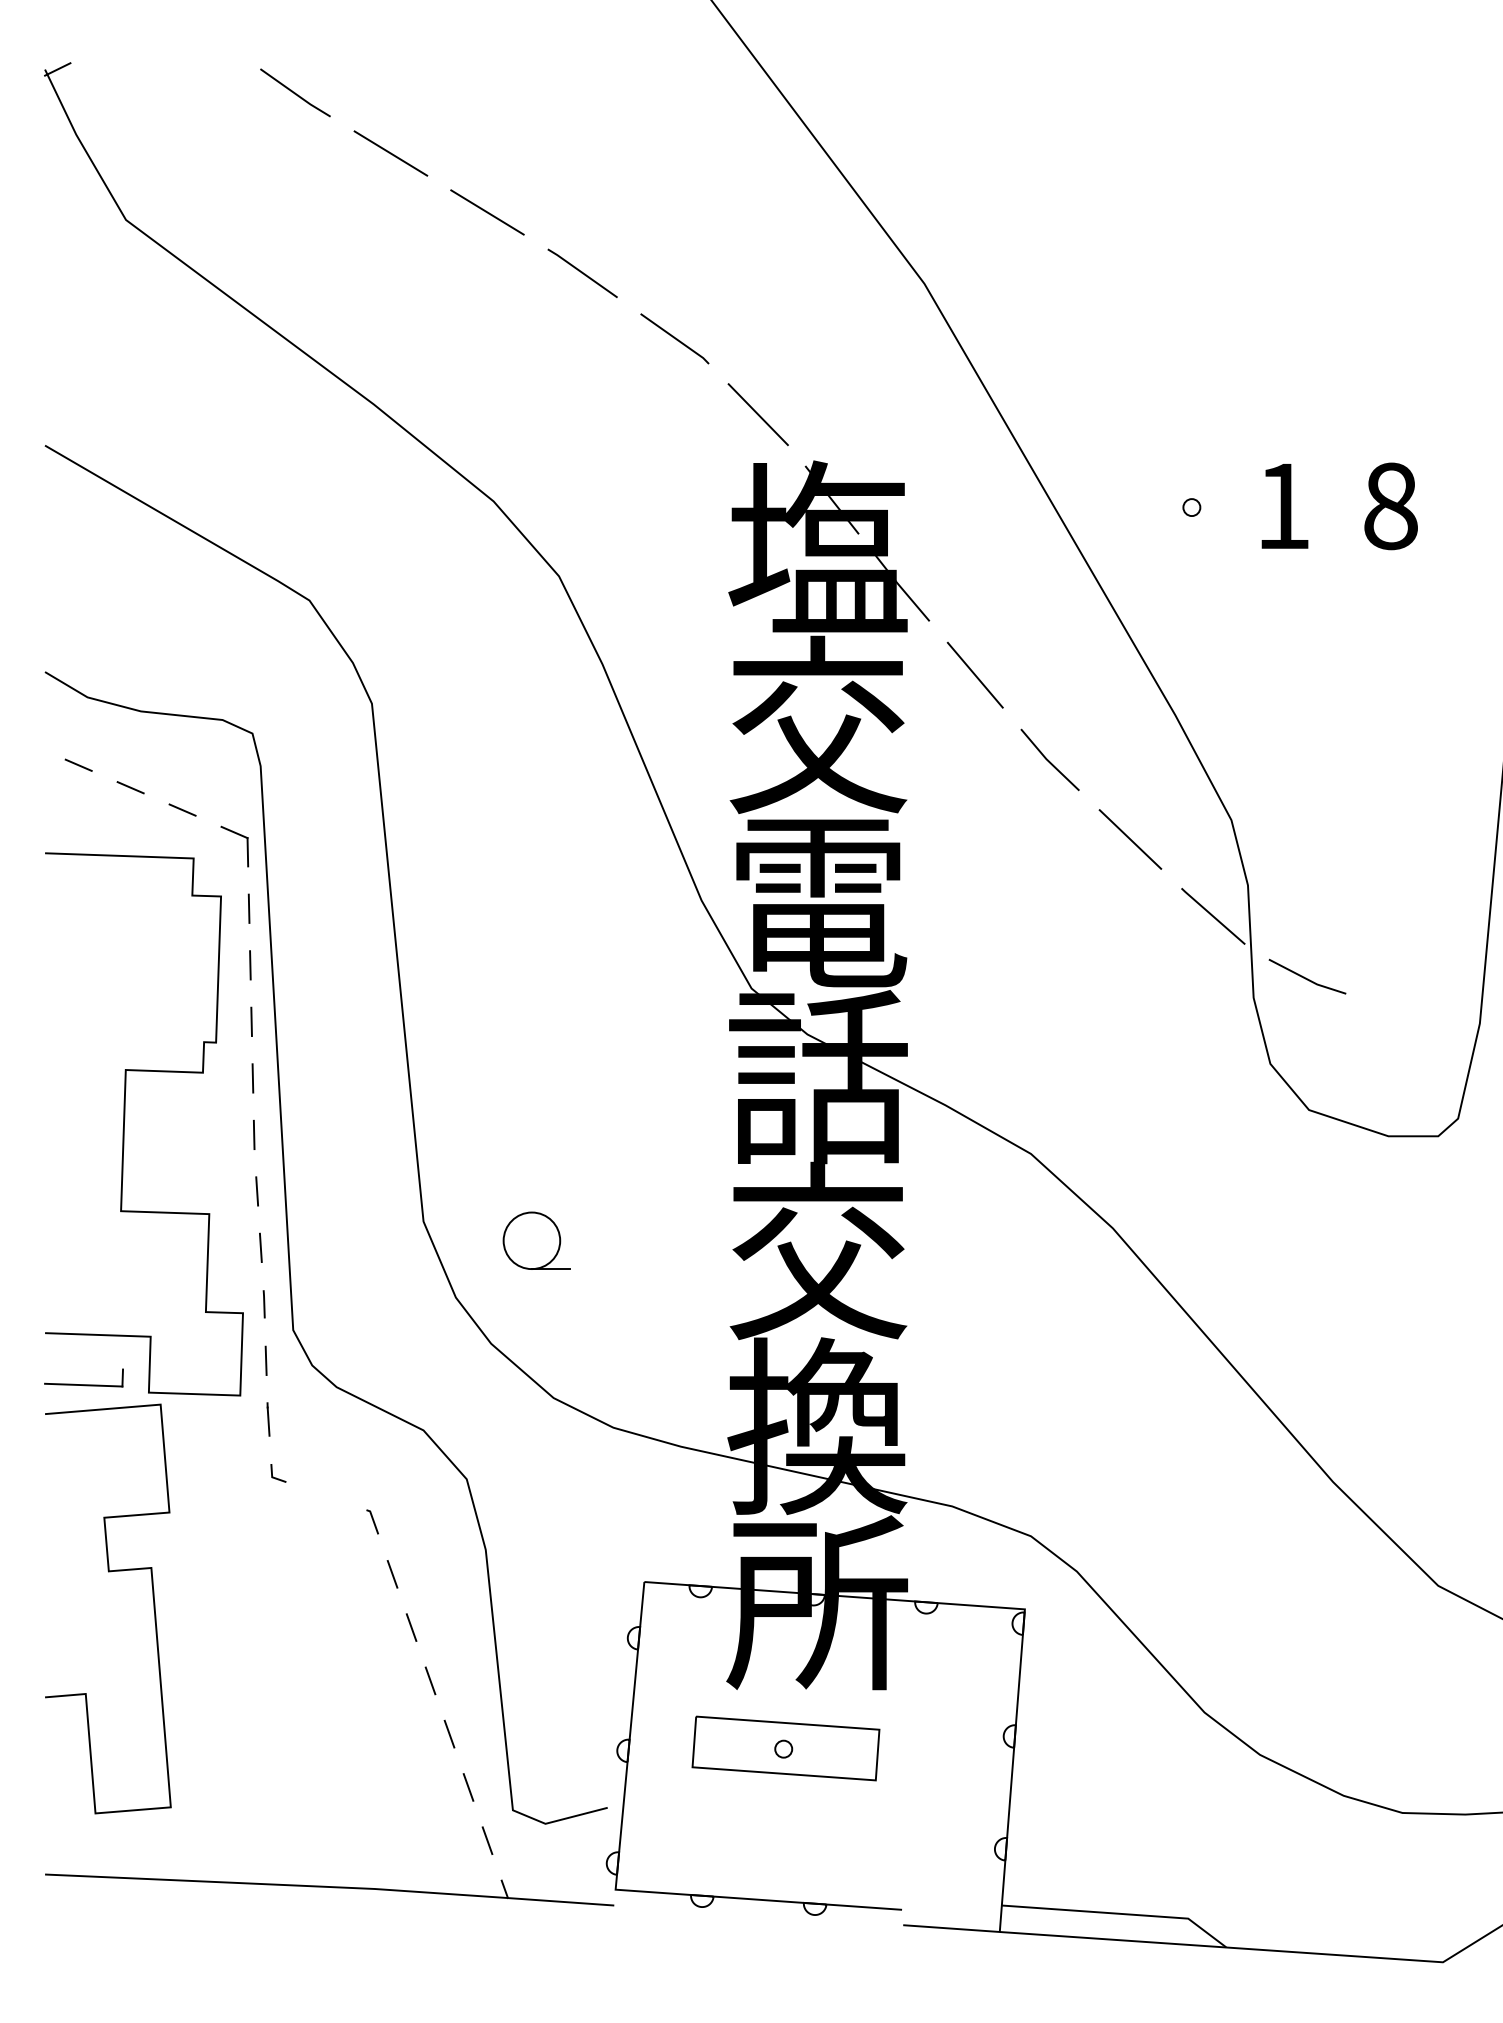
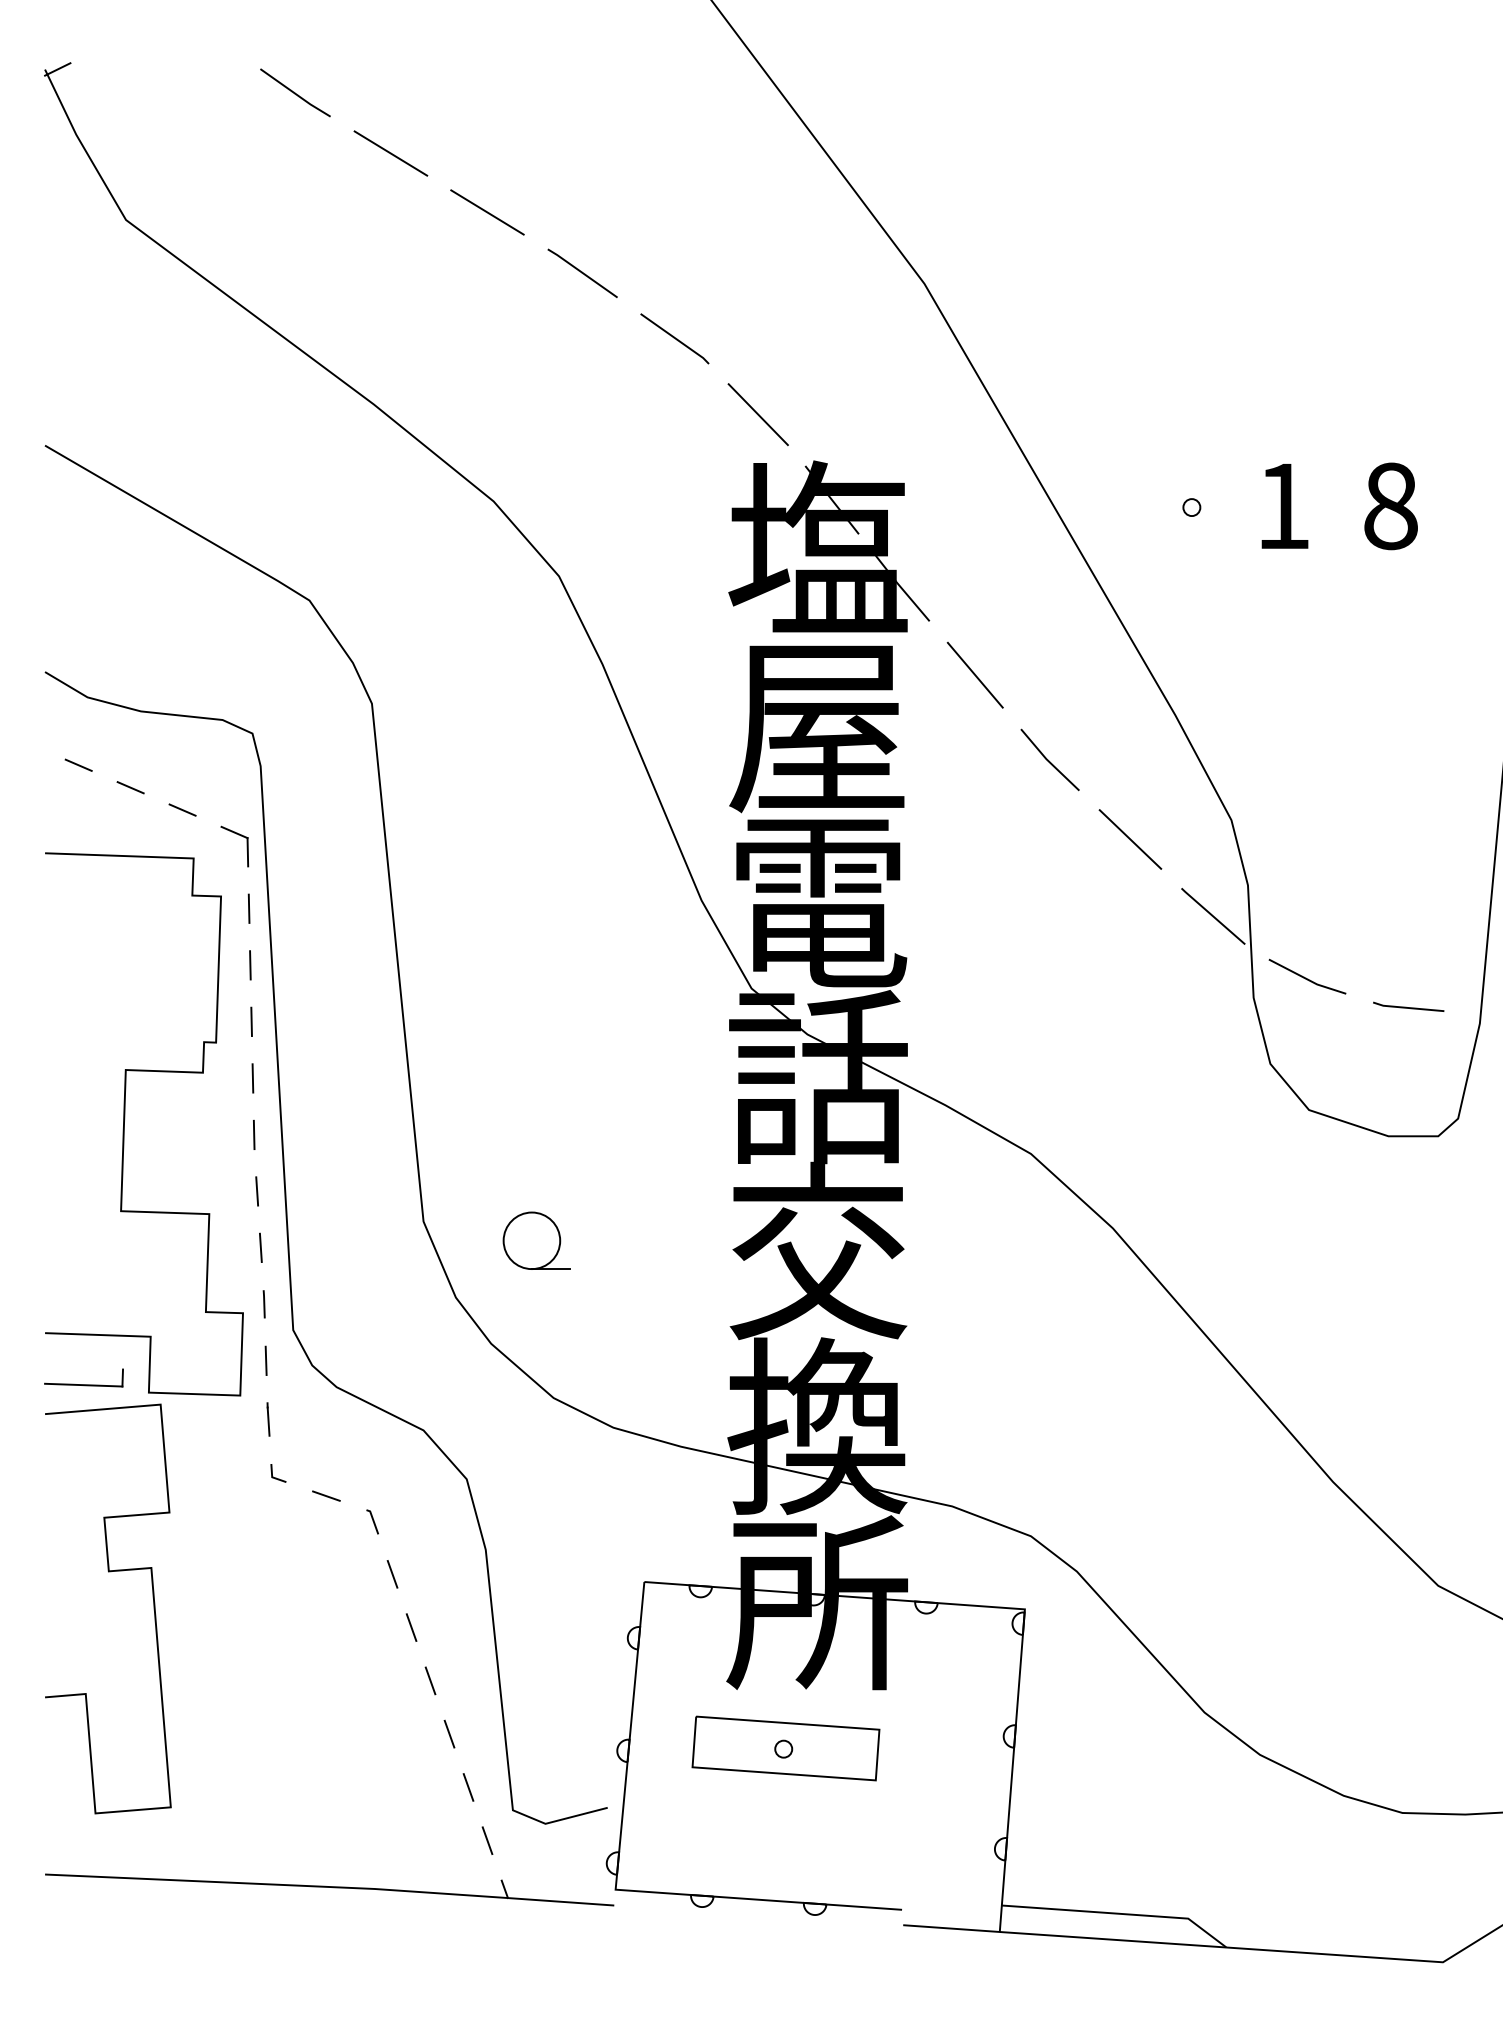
text: 交 -> 屋 (818, 724)
line: none -> present (1408, 1007)
line: none -> present (326, 1495)
